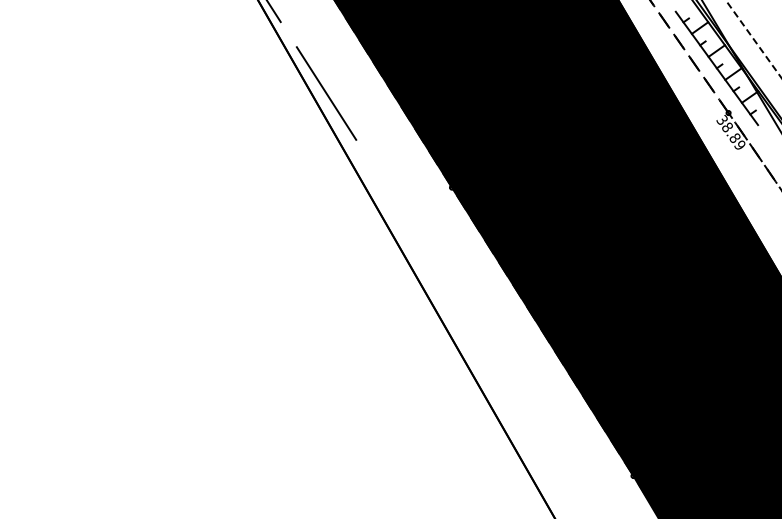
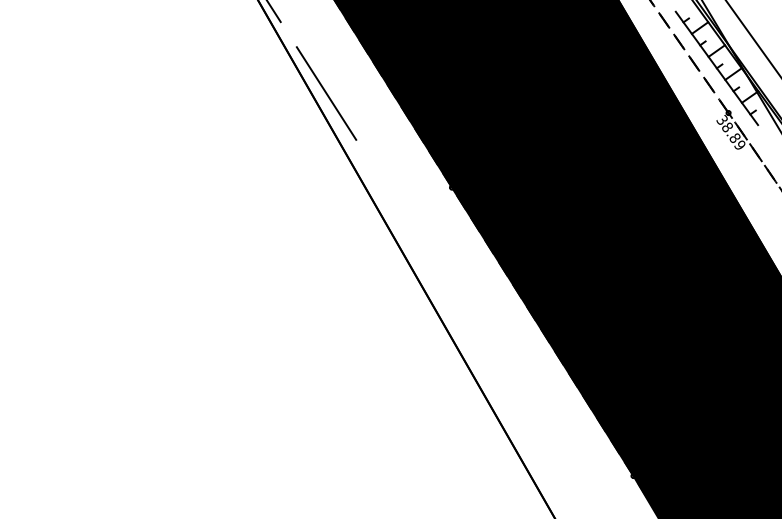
line: dashed -> solid (754, 39)
